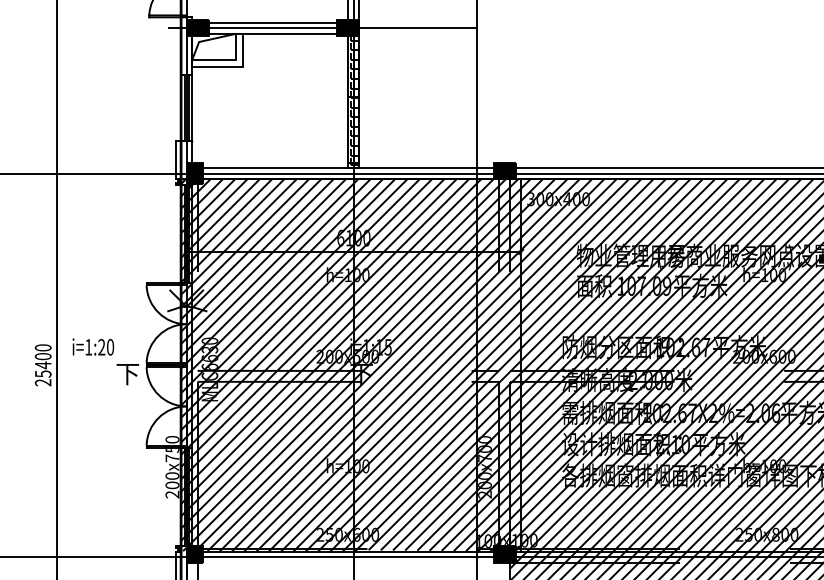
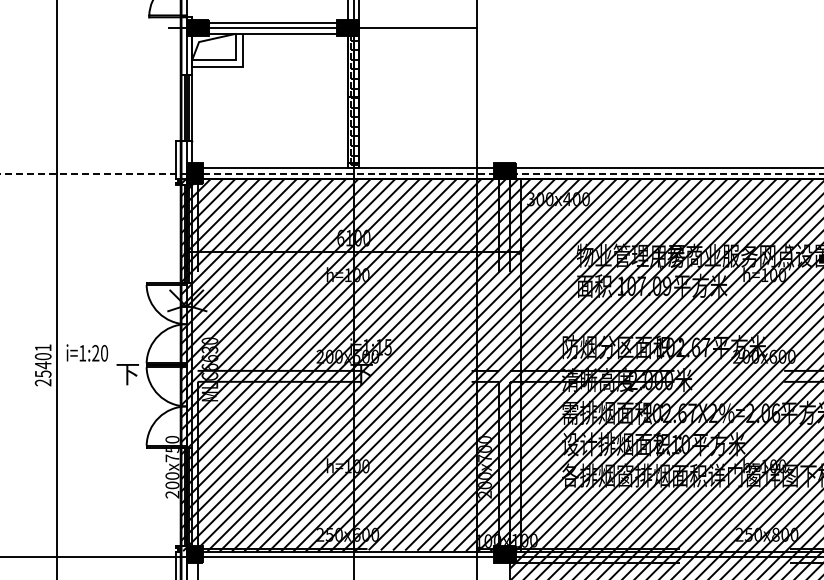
line: solid -> dashed (411, 173)
text position: (93, 346) -> (87, 352) (87, 352)
text: 25400 -> 25401 (42, 347)
